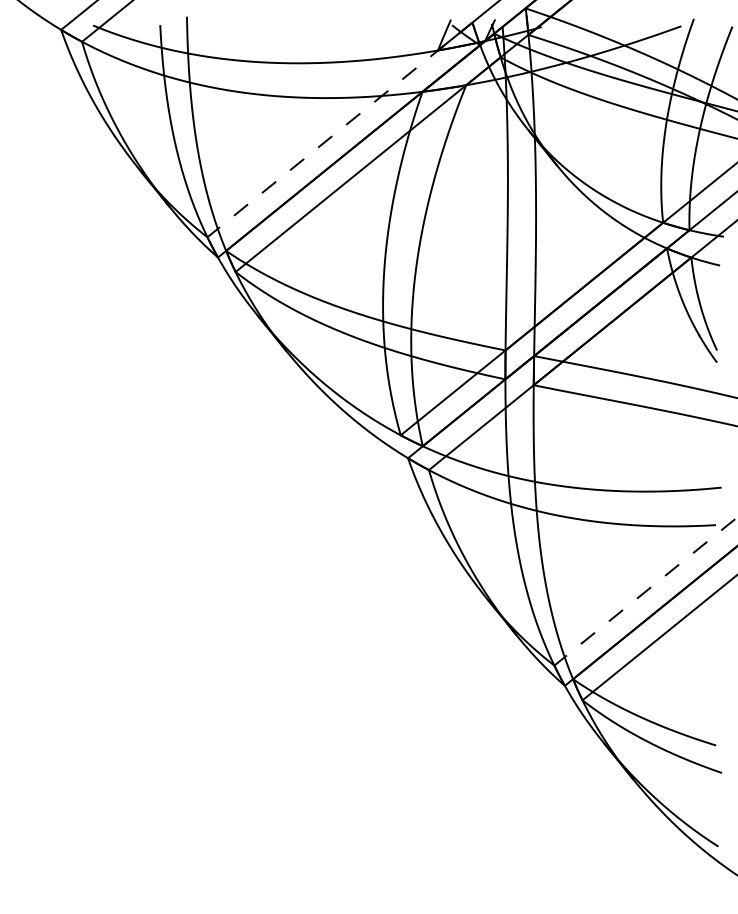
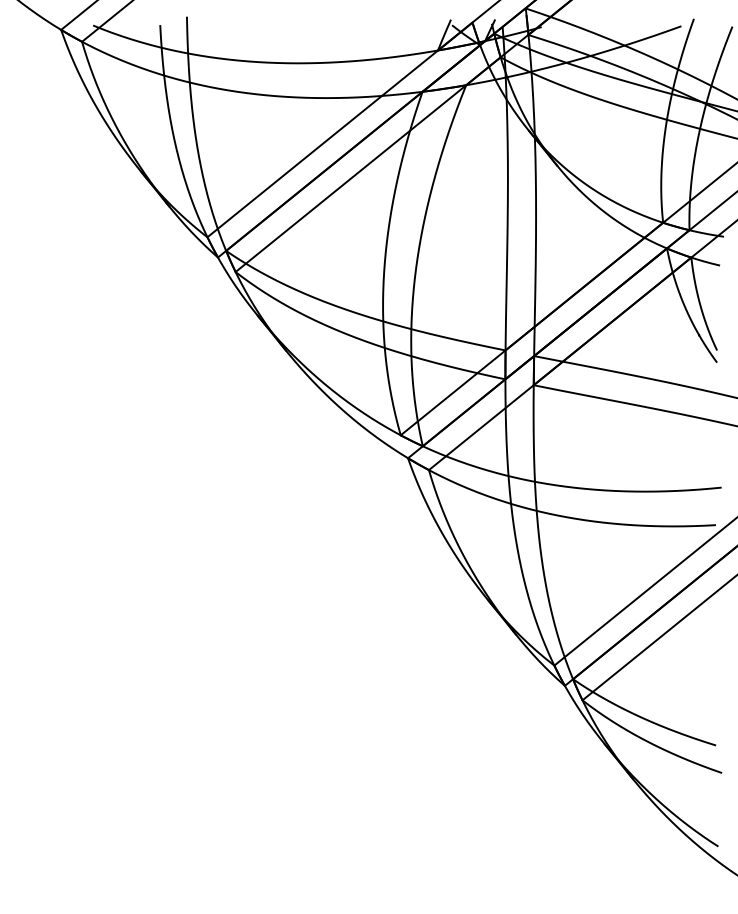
line: dashed -> solid (339, 129)
line: dashed -> solid (645, 591)
